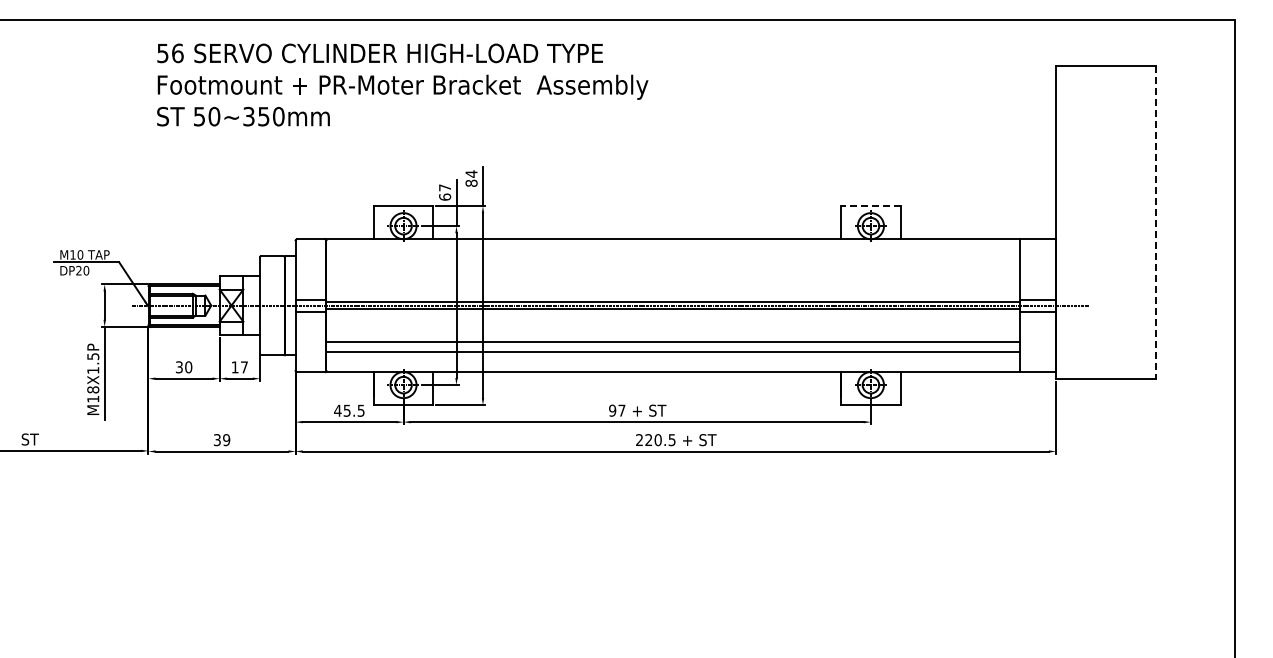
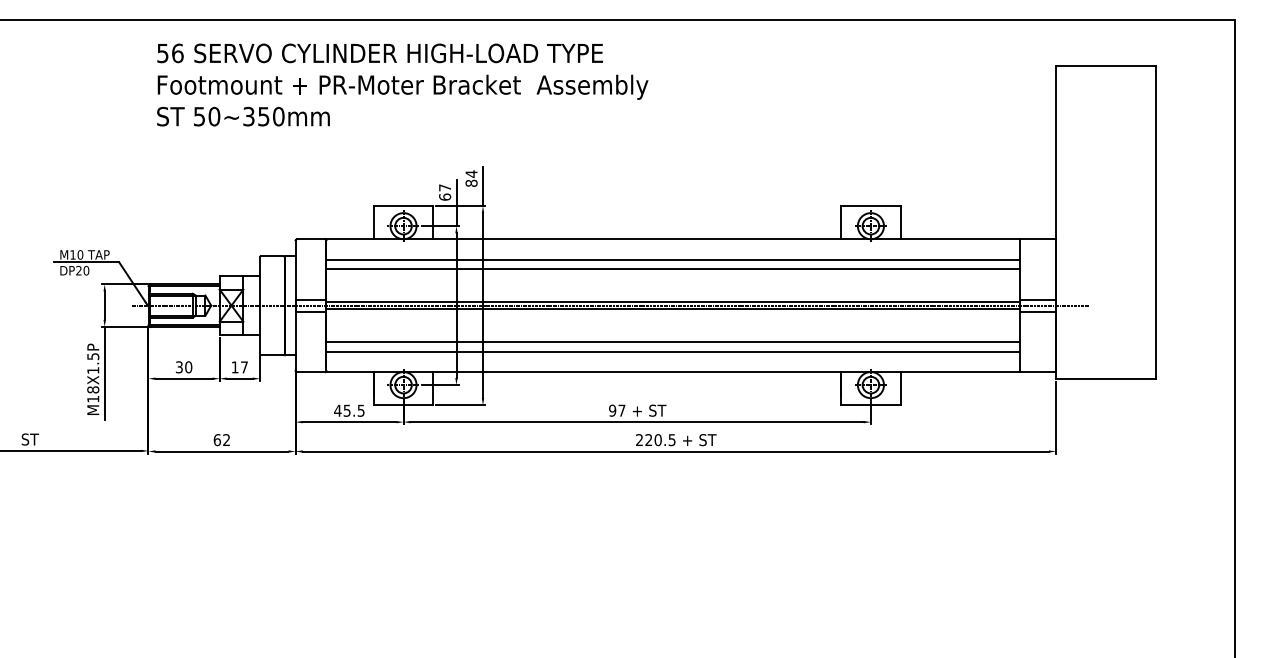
line: dashed -> solid (870, 206)
line: dashed -> solid (1155, 222)
line: none -> present (673, 259)
line: none -> present (673, 269)
text: 39 -> 62 (221, 440)
